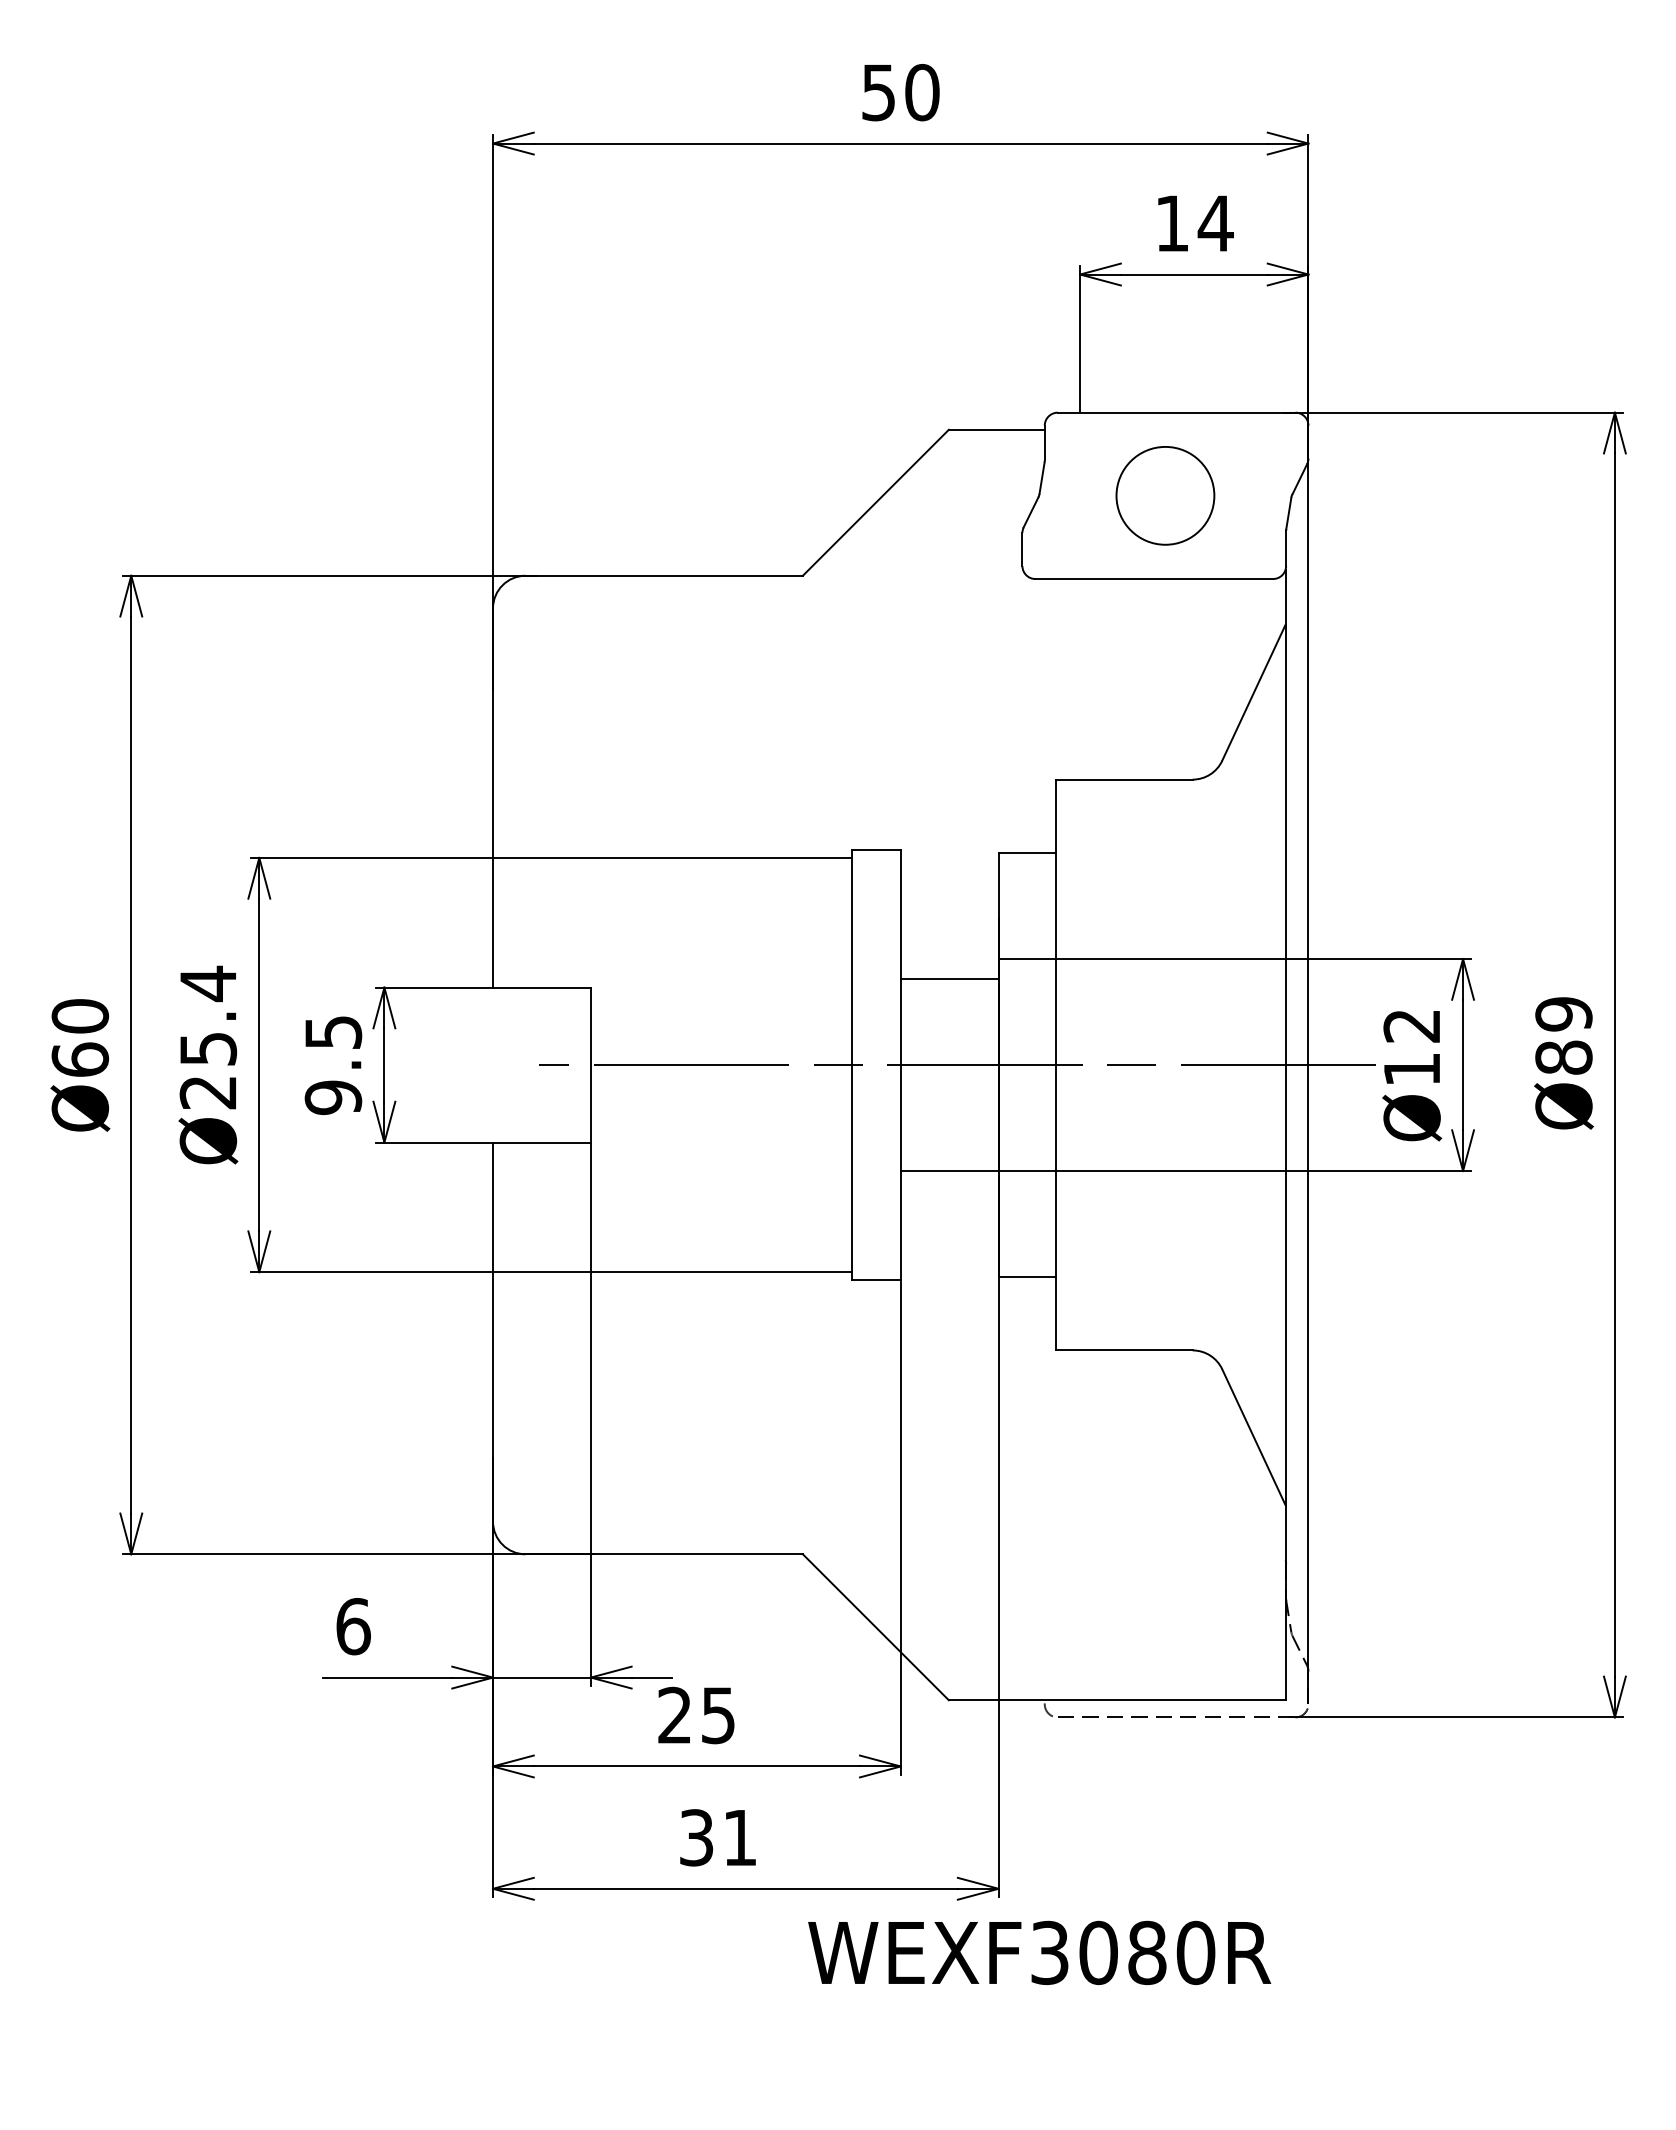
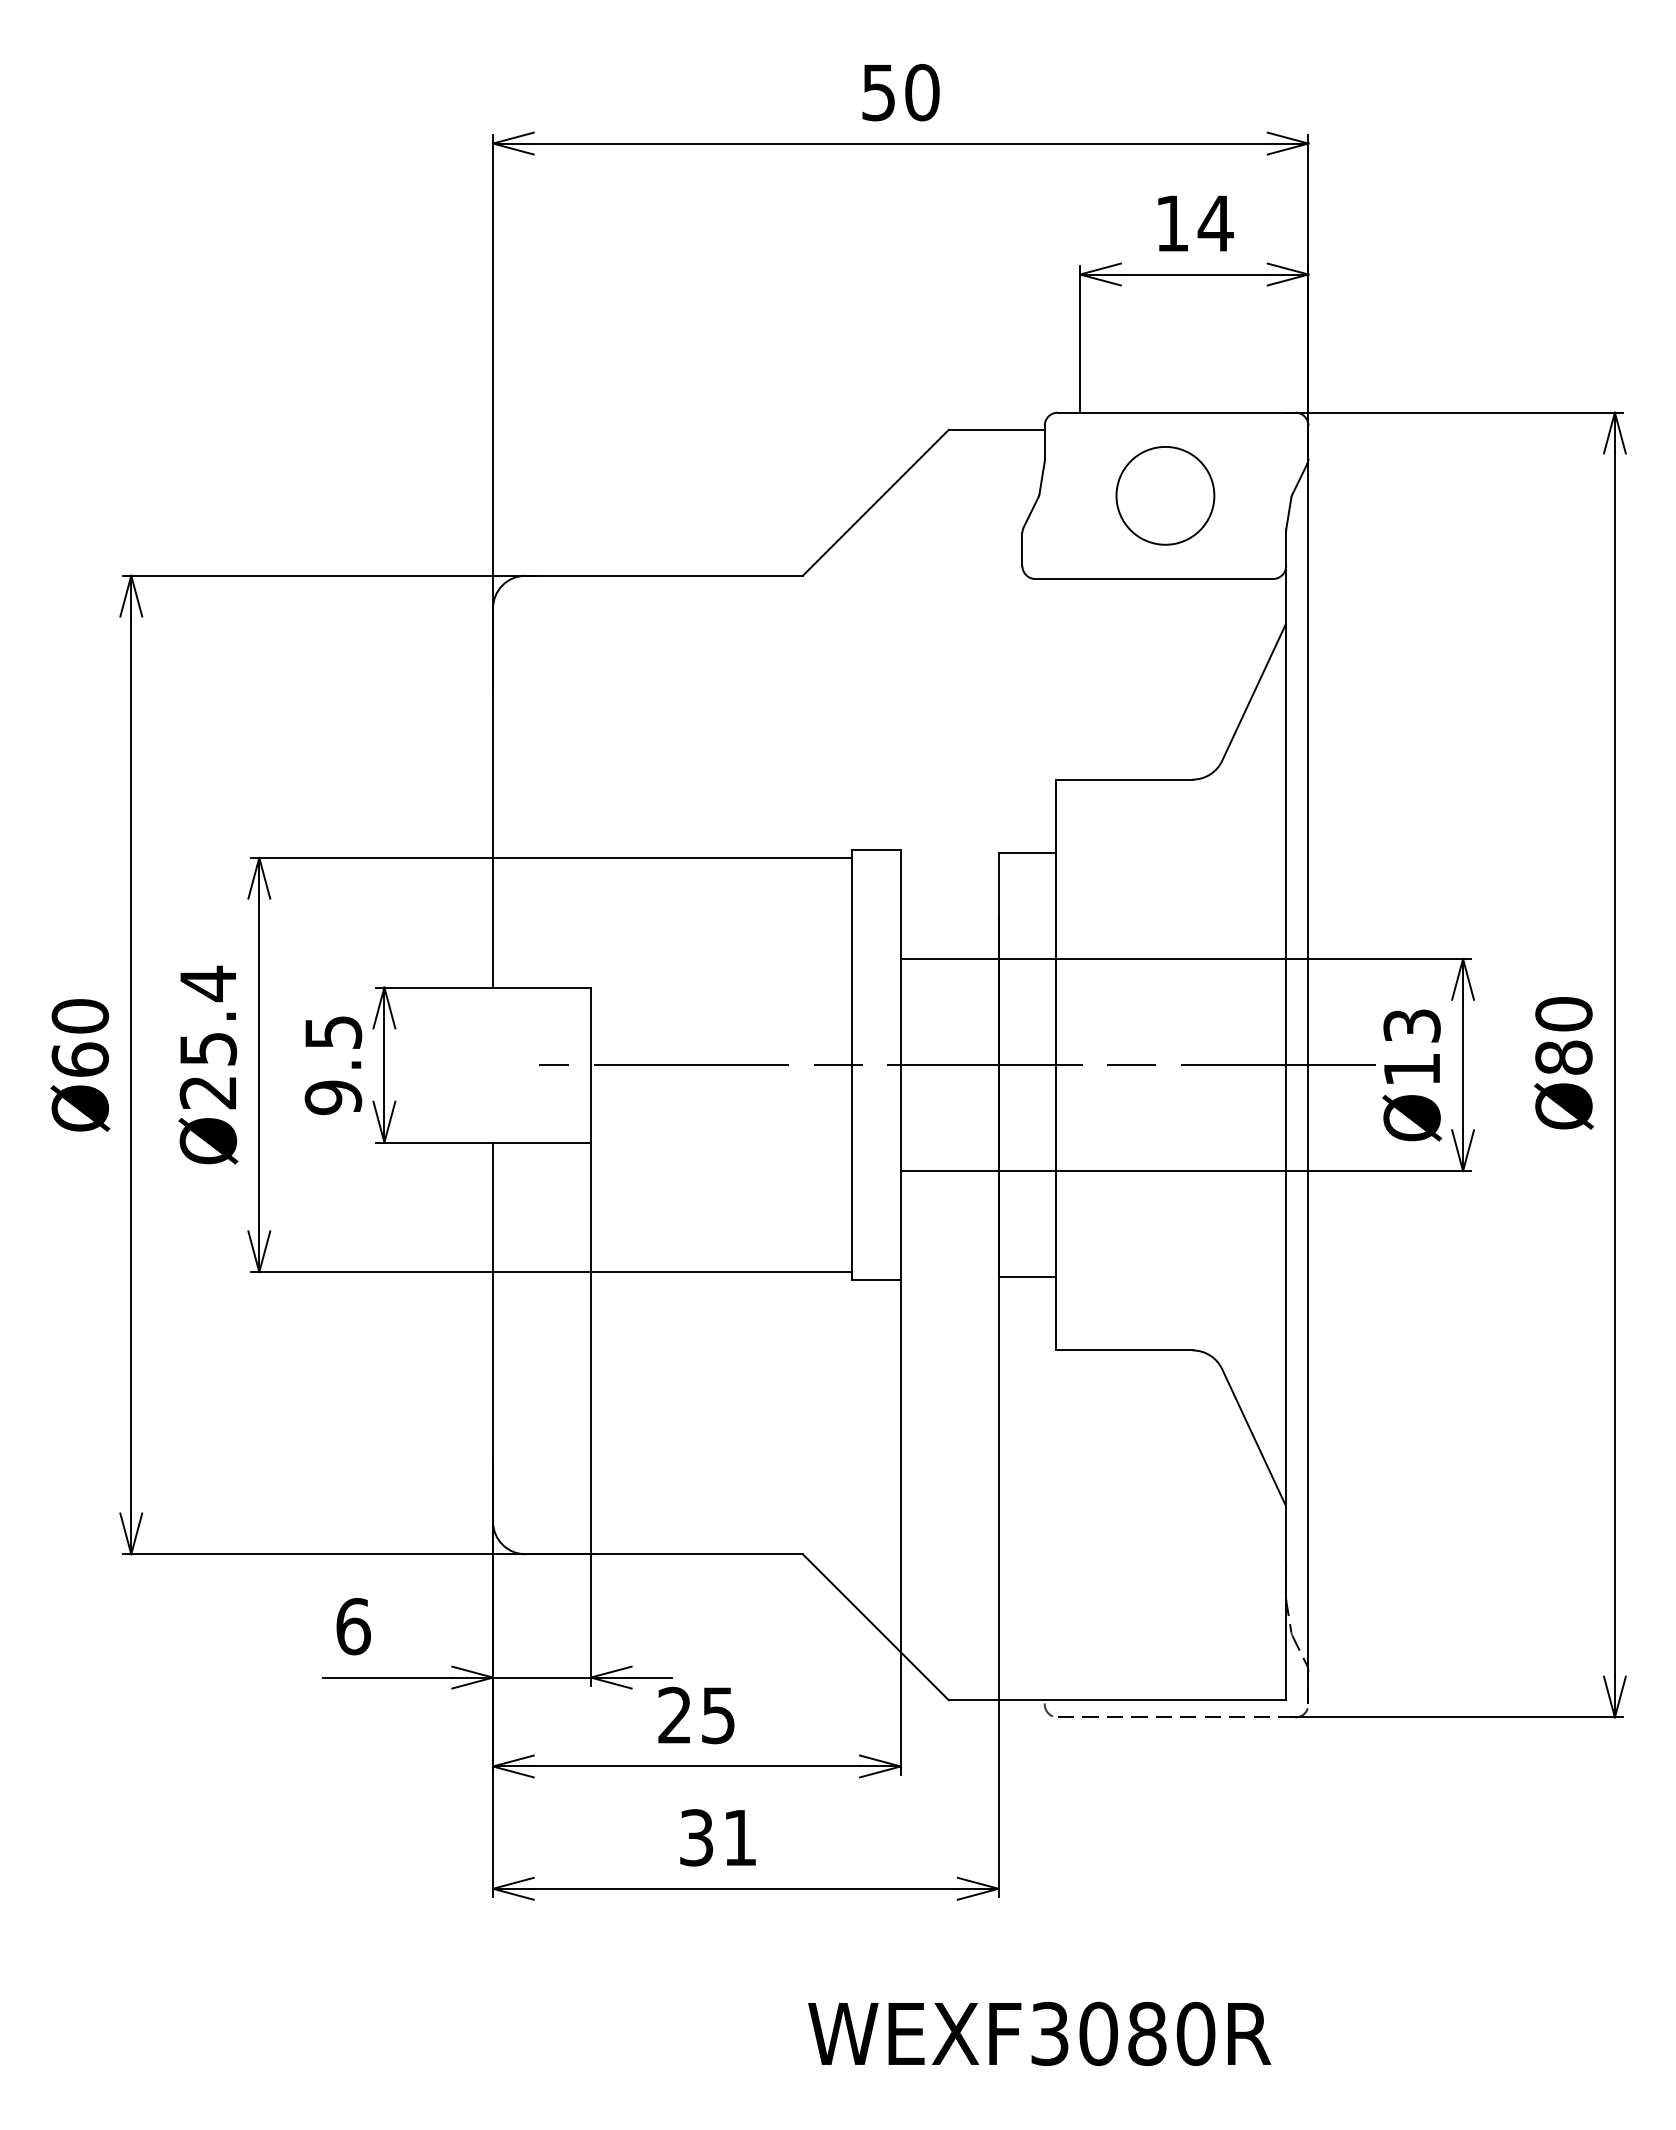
line position: (949, 979) -> (949, 959) (949, 959)
text: Ø89 -> Ø80 (1563, 1014)
text: Ø12 -> Ø13 (1411, 1025)
text position: (1039, 1952) -> (1039, 2033) (1039, 2033)
